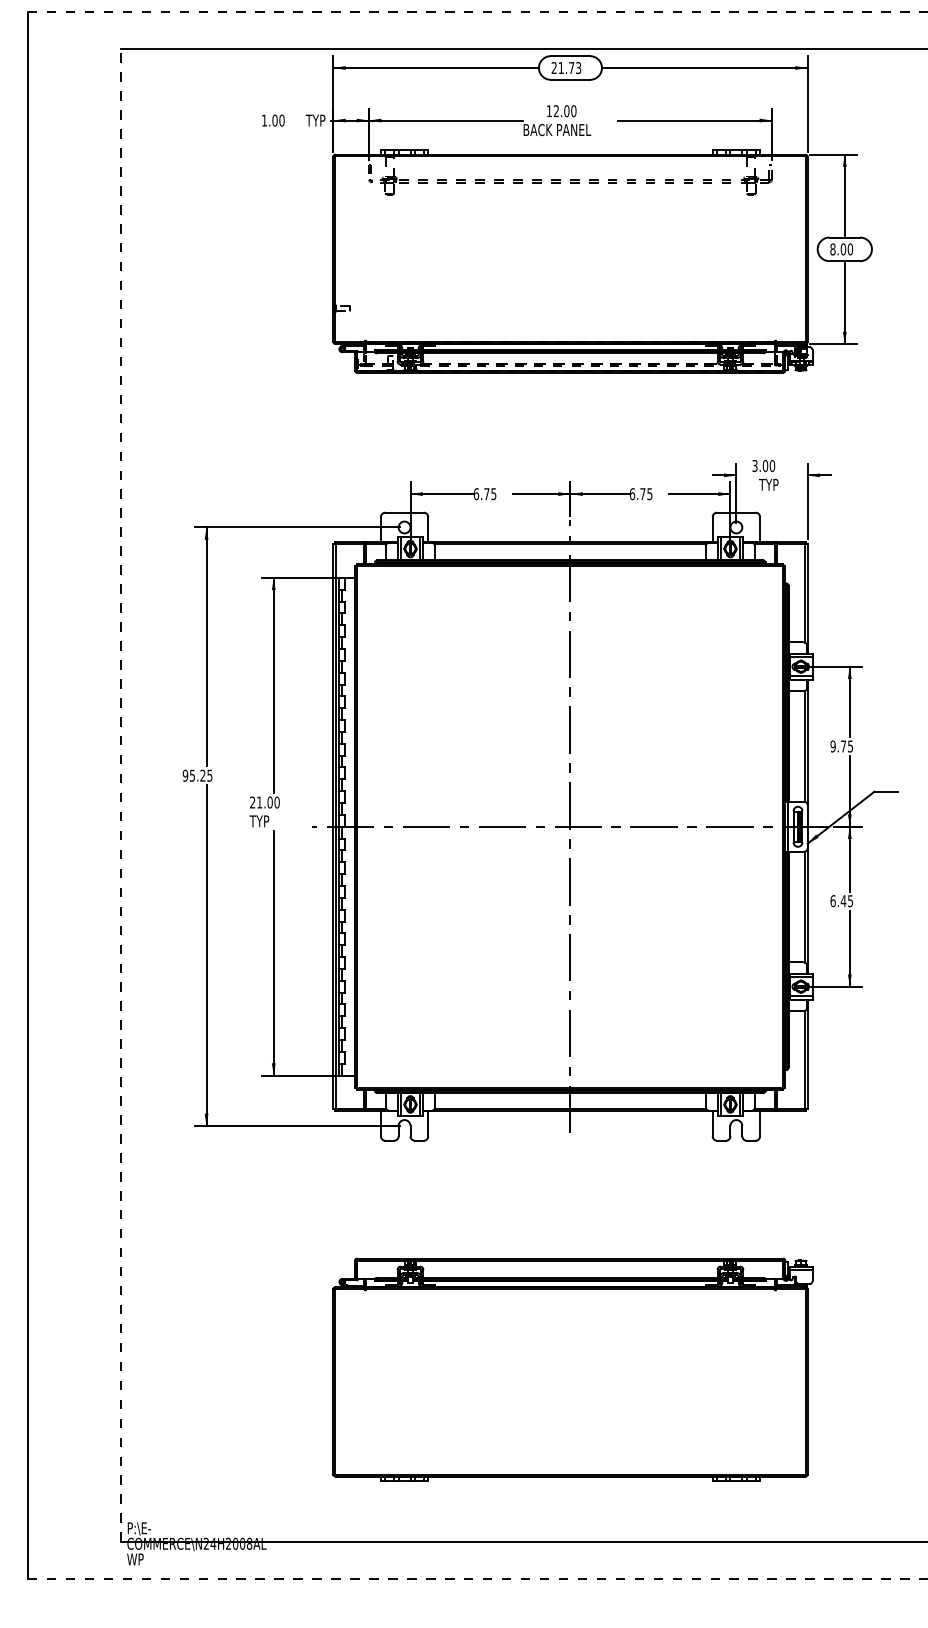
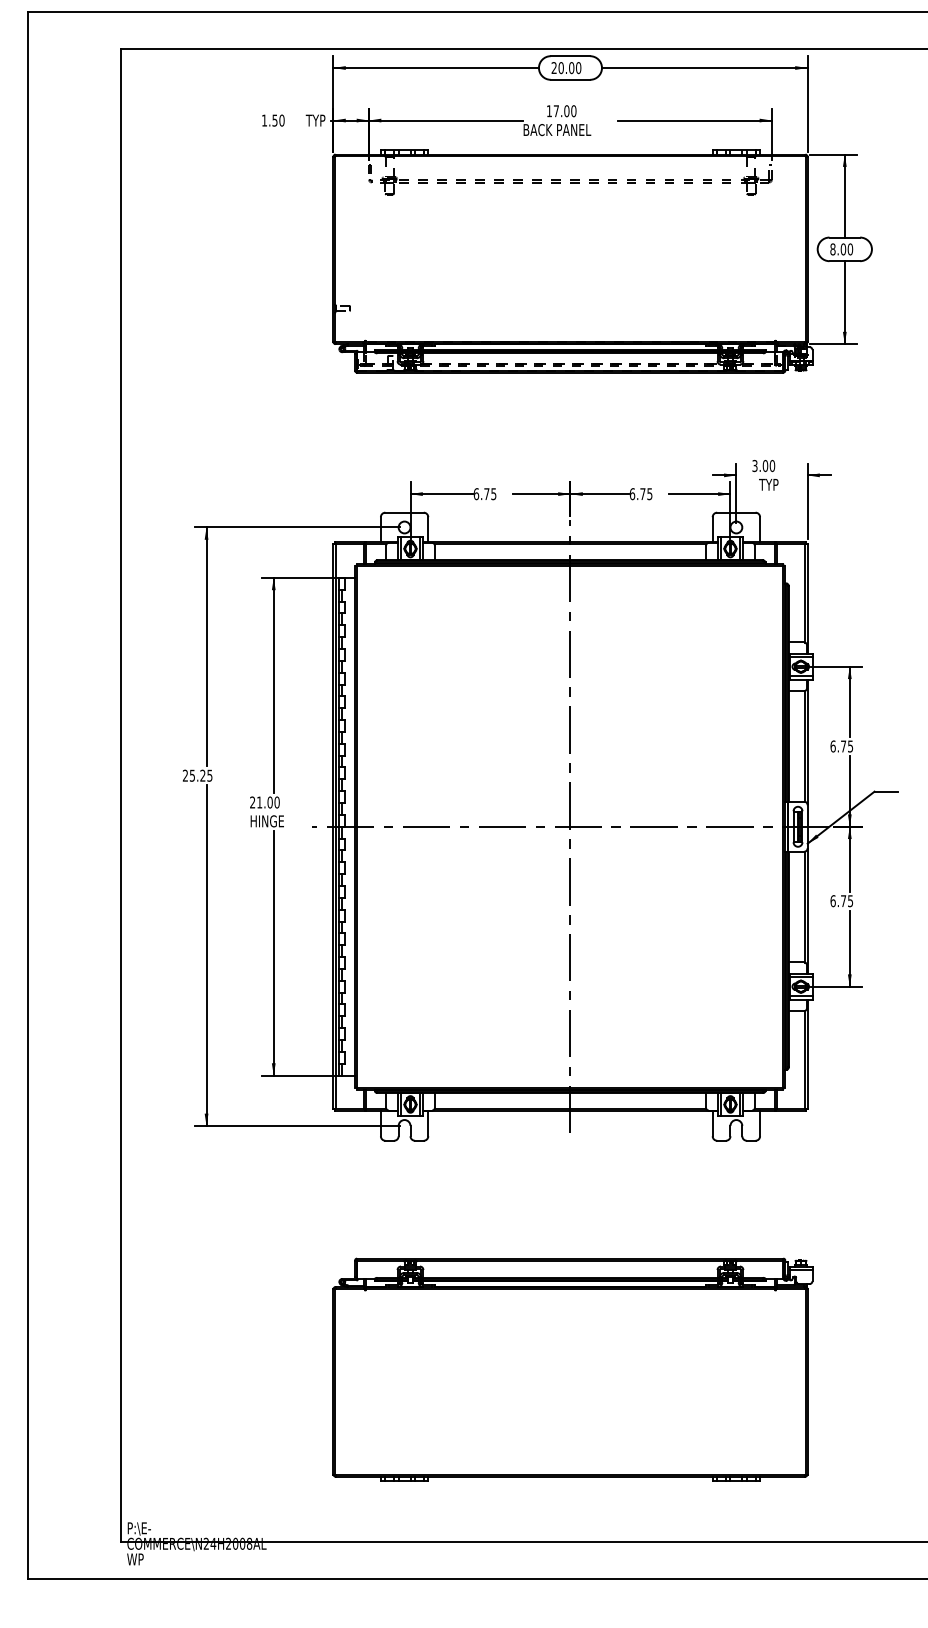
line: dashed -> solid (477, 11)
text: 21.73 -> 20.00 (569, 68)
text: 12.00 -> 17.00 (555, 111)
text: 1.00 -> 1.50 (274, 120)
text: 9.75 -> 6.75 (832, 746)
text: 95.25 -> 25.25 (185, 775)
line: dashed -> solid (121, 794)
text: TYP -> HINGE (266, 821)
text: 6.45 -> 6.75 (843, 900)
line: dashed -> solid (477, 1579)
